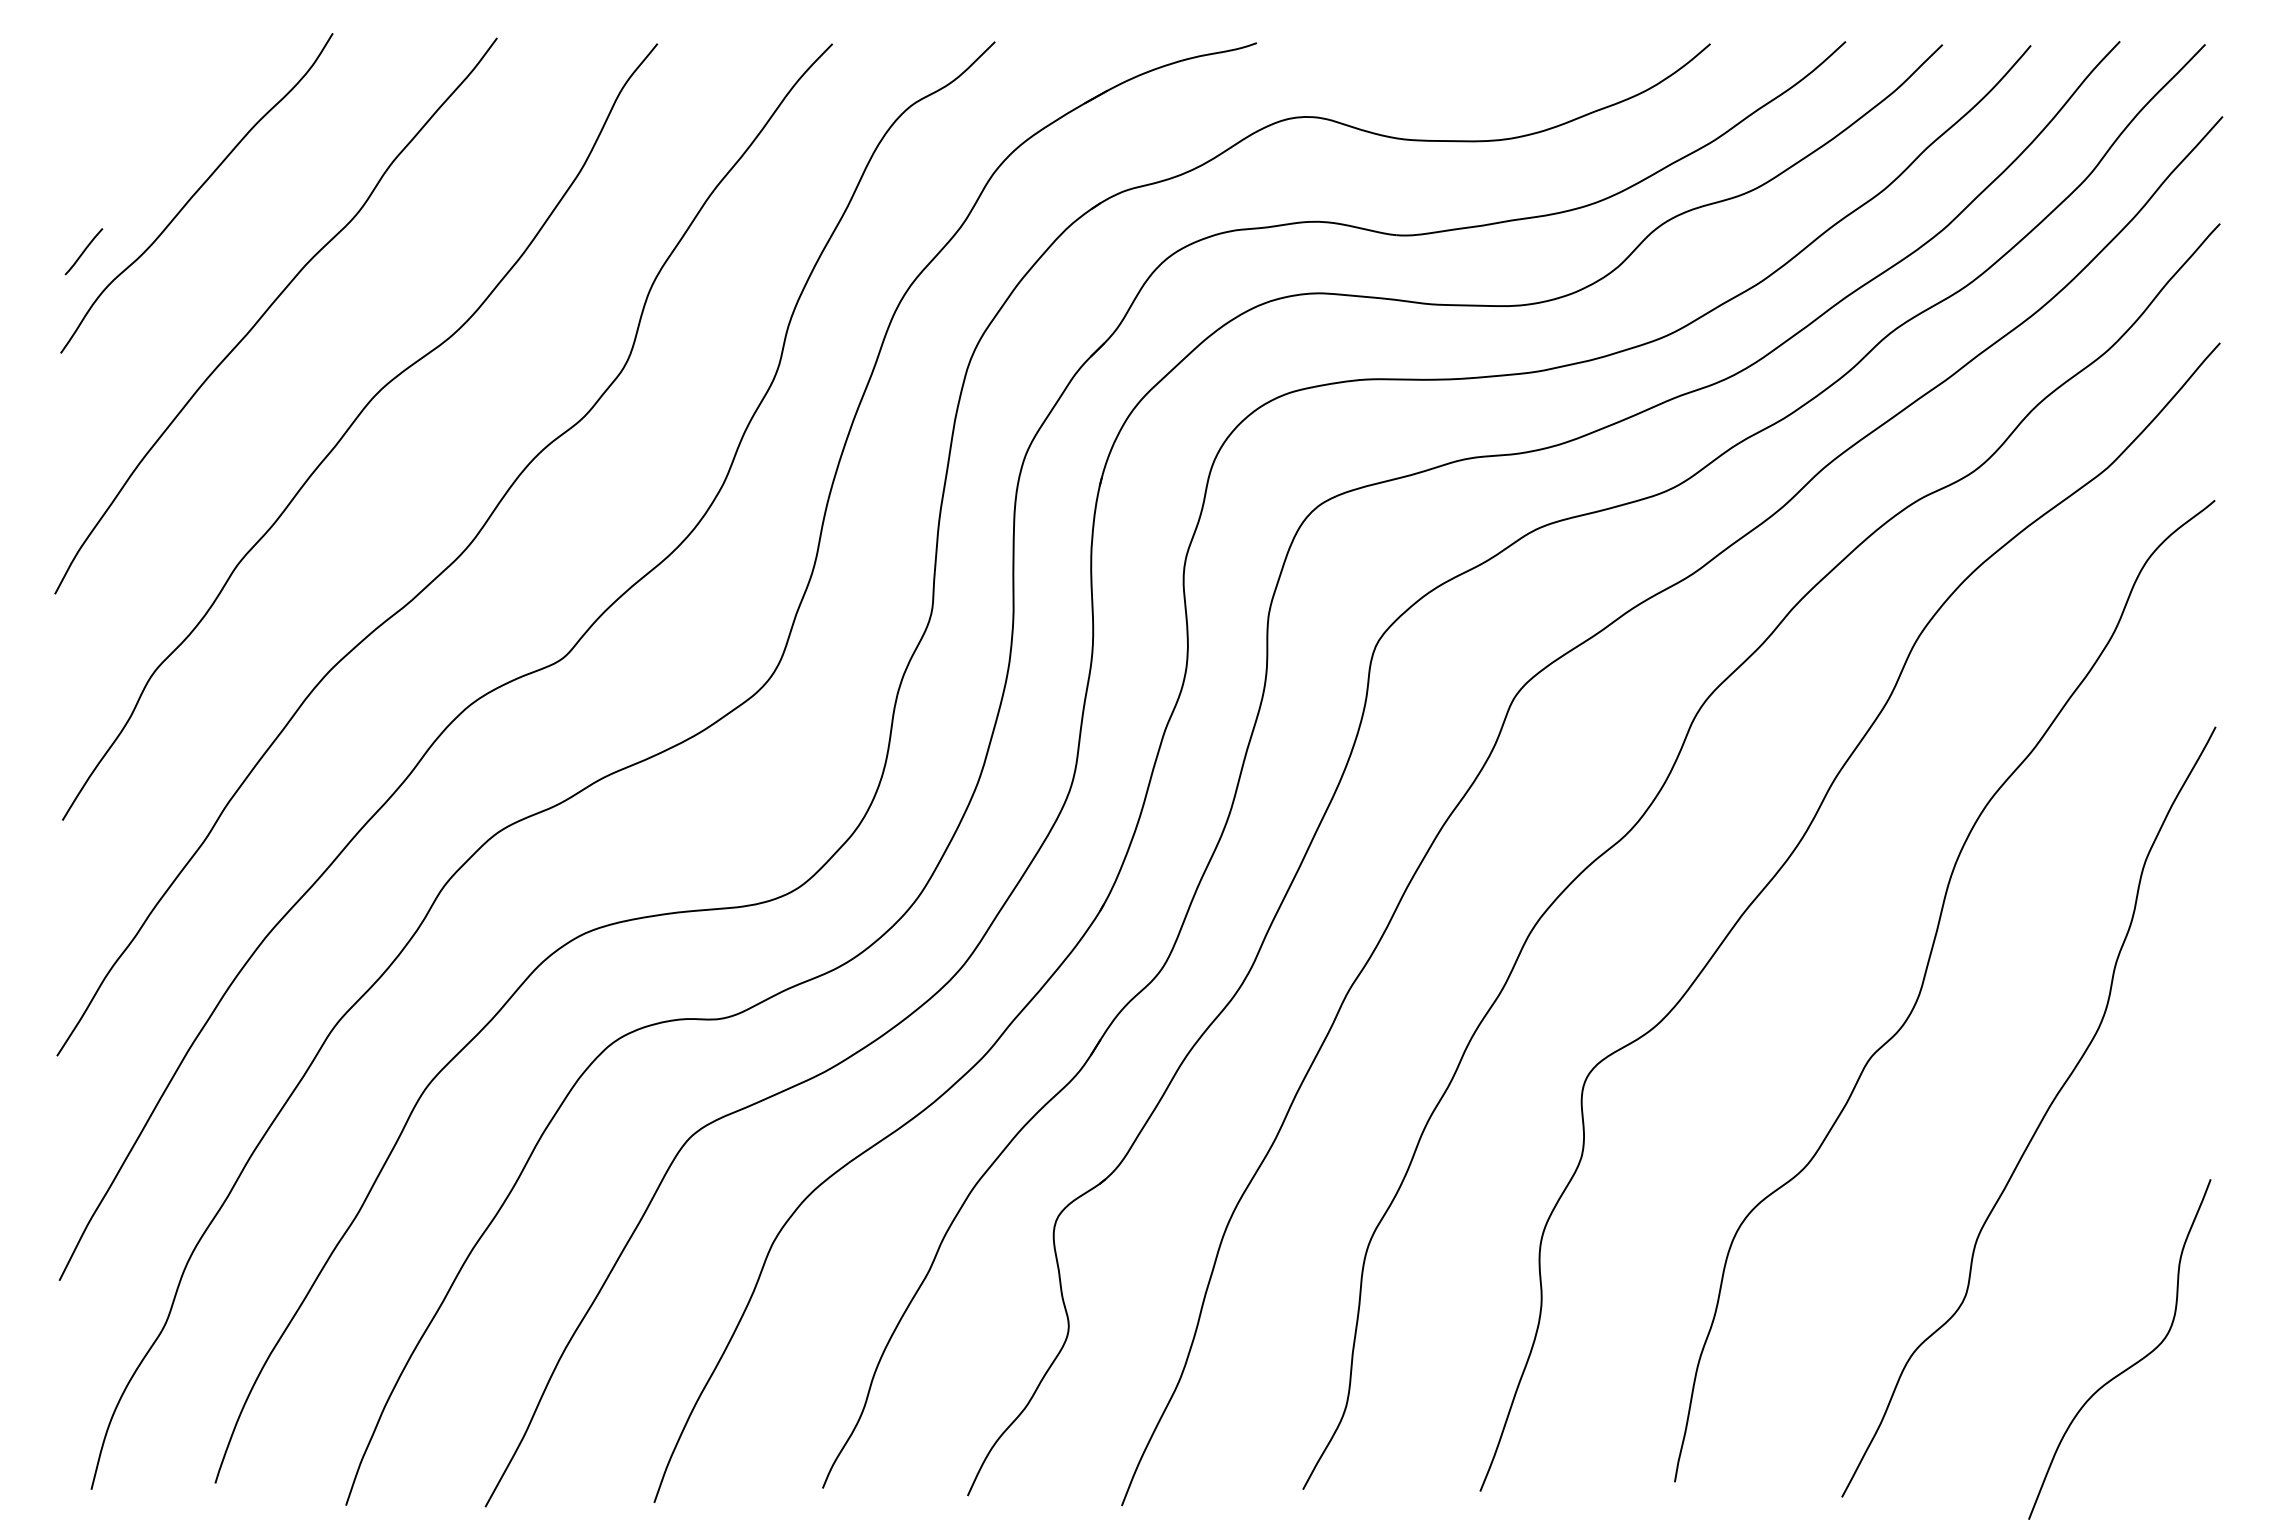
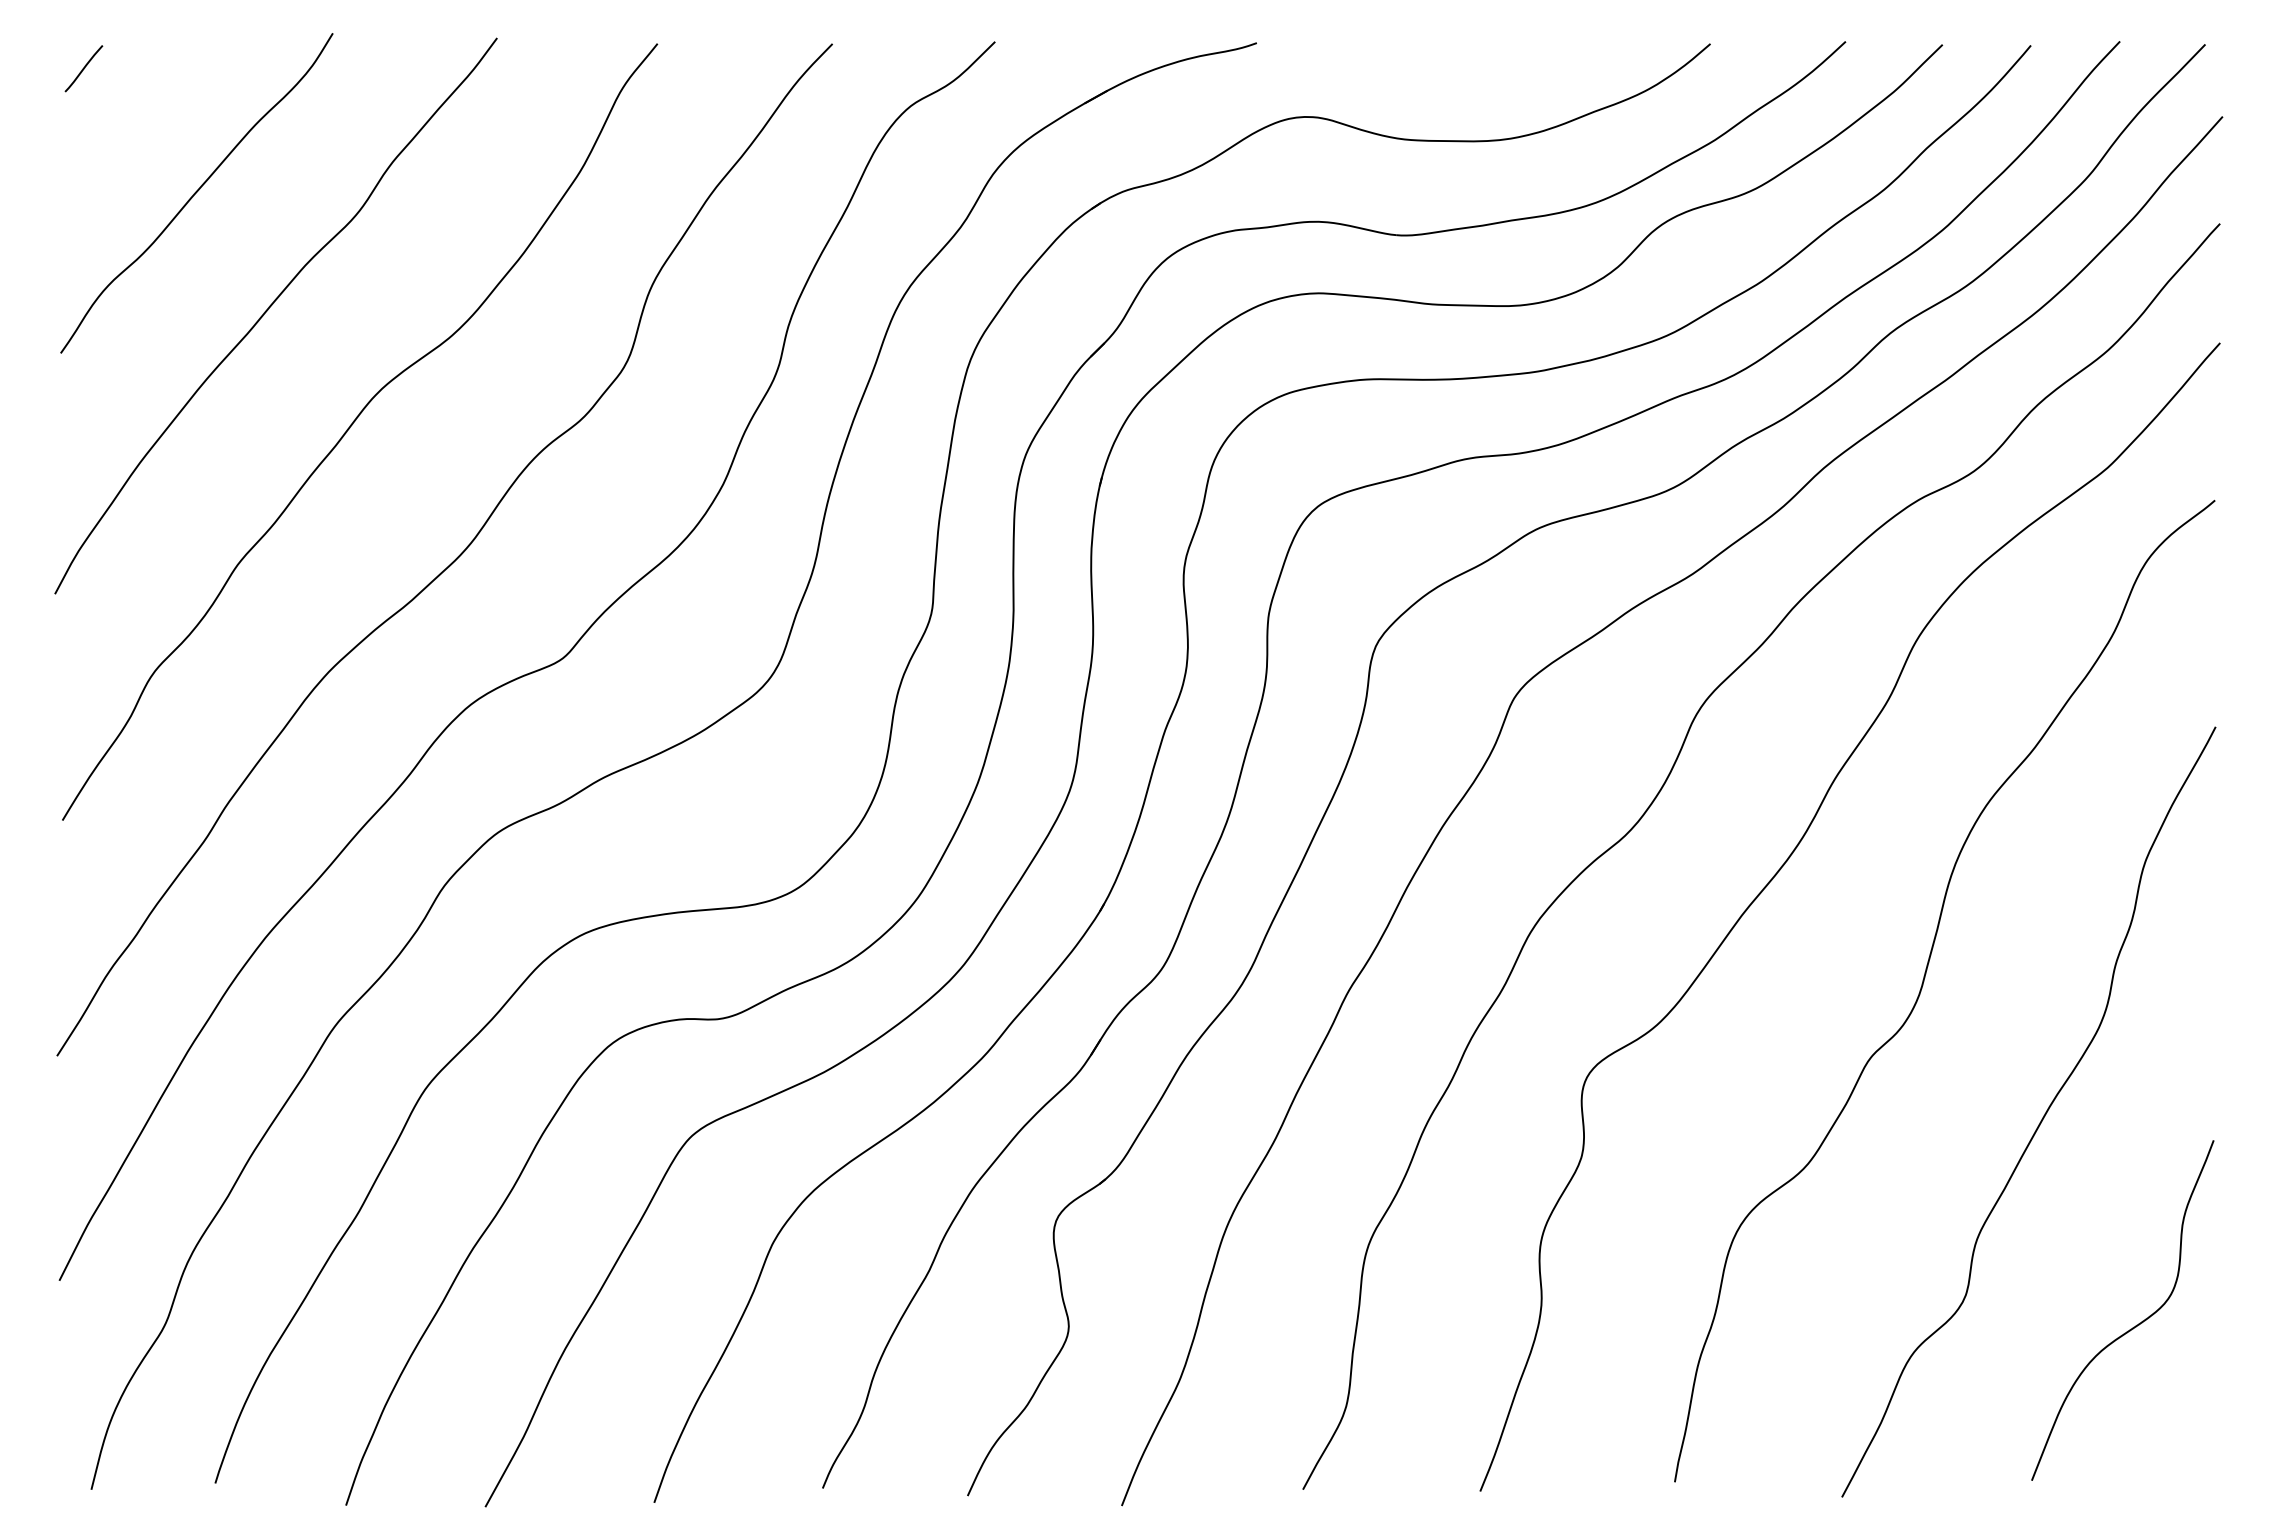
line position: (83, 251) -> (83, 68) (83, 68)
curve position: (2129, 1366) -> (2132, 1327) (2132, 1327)
